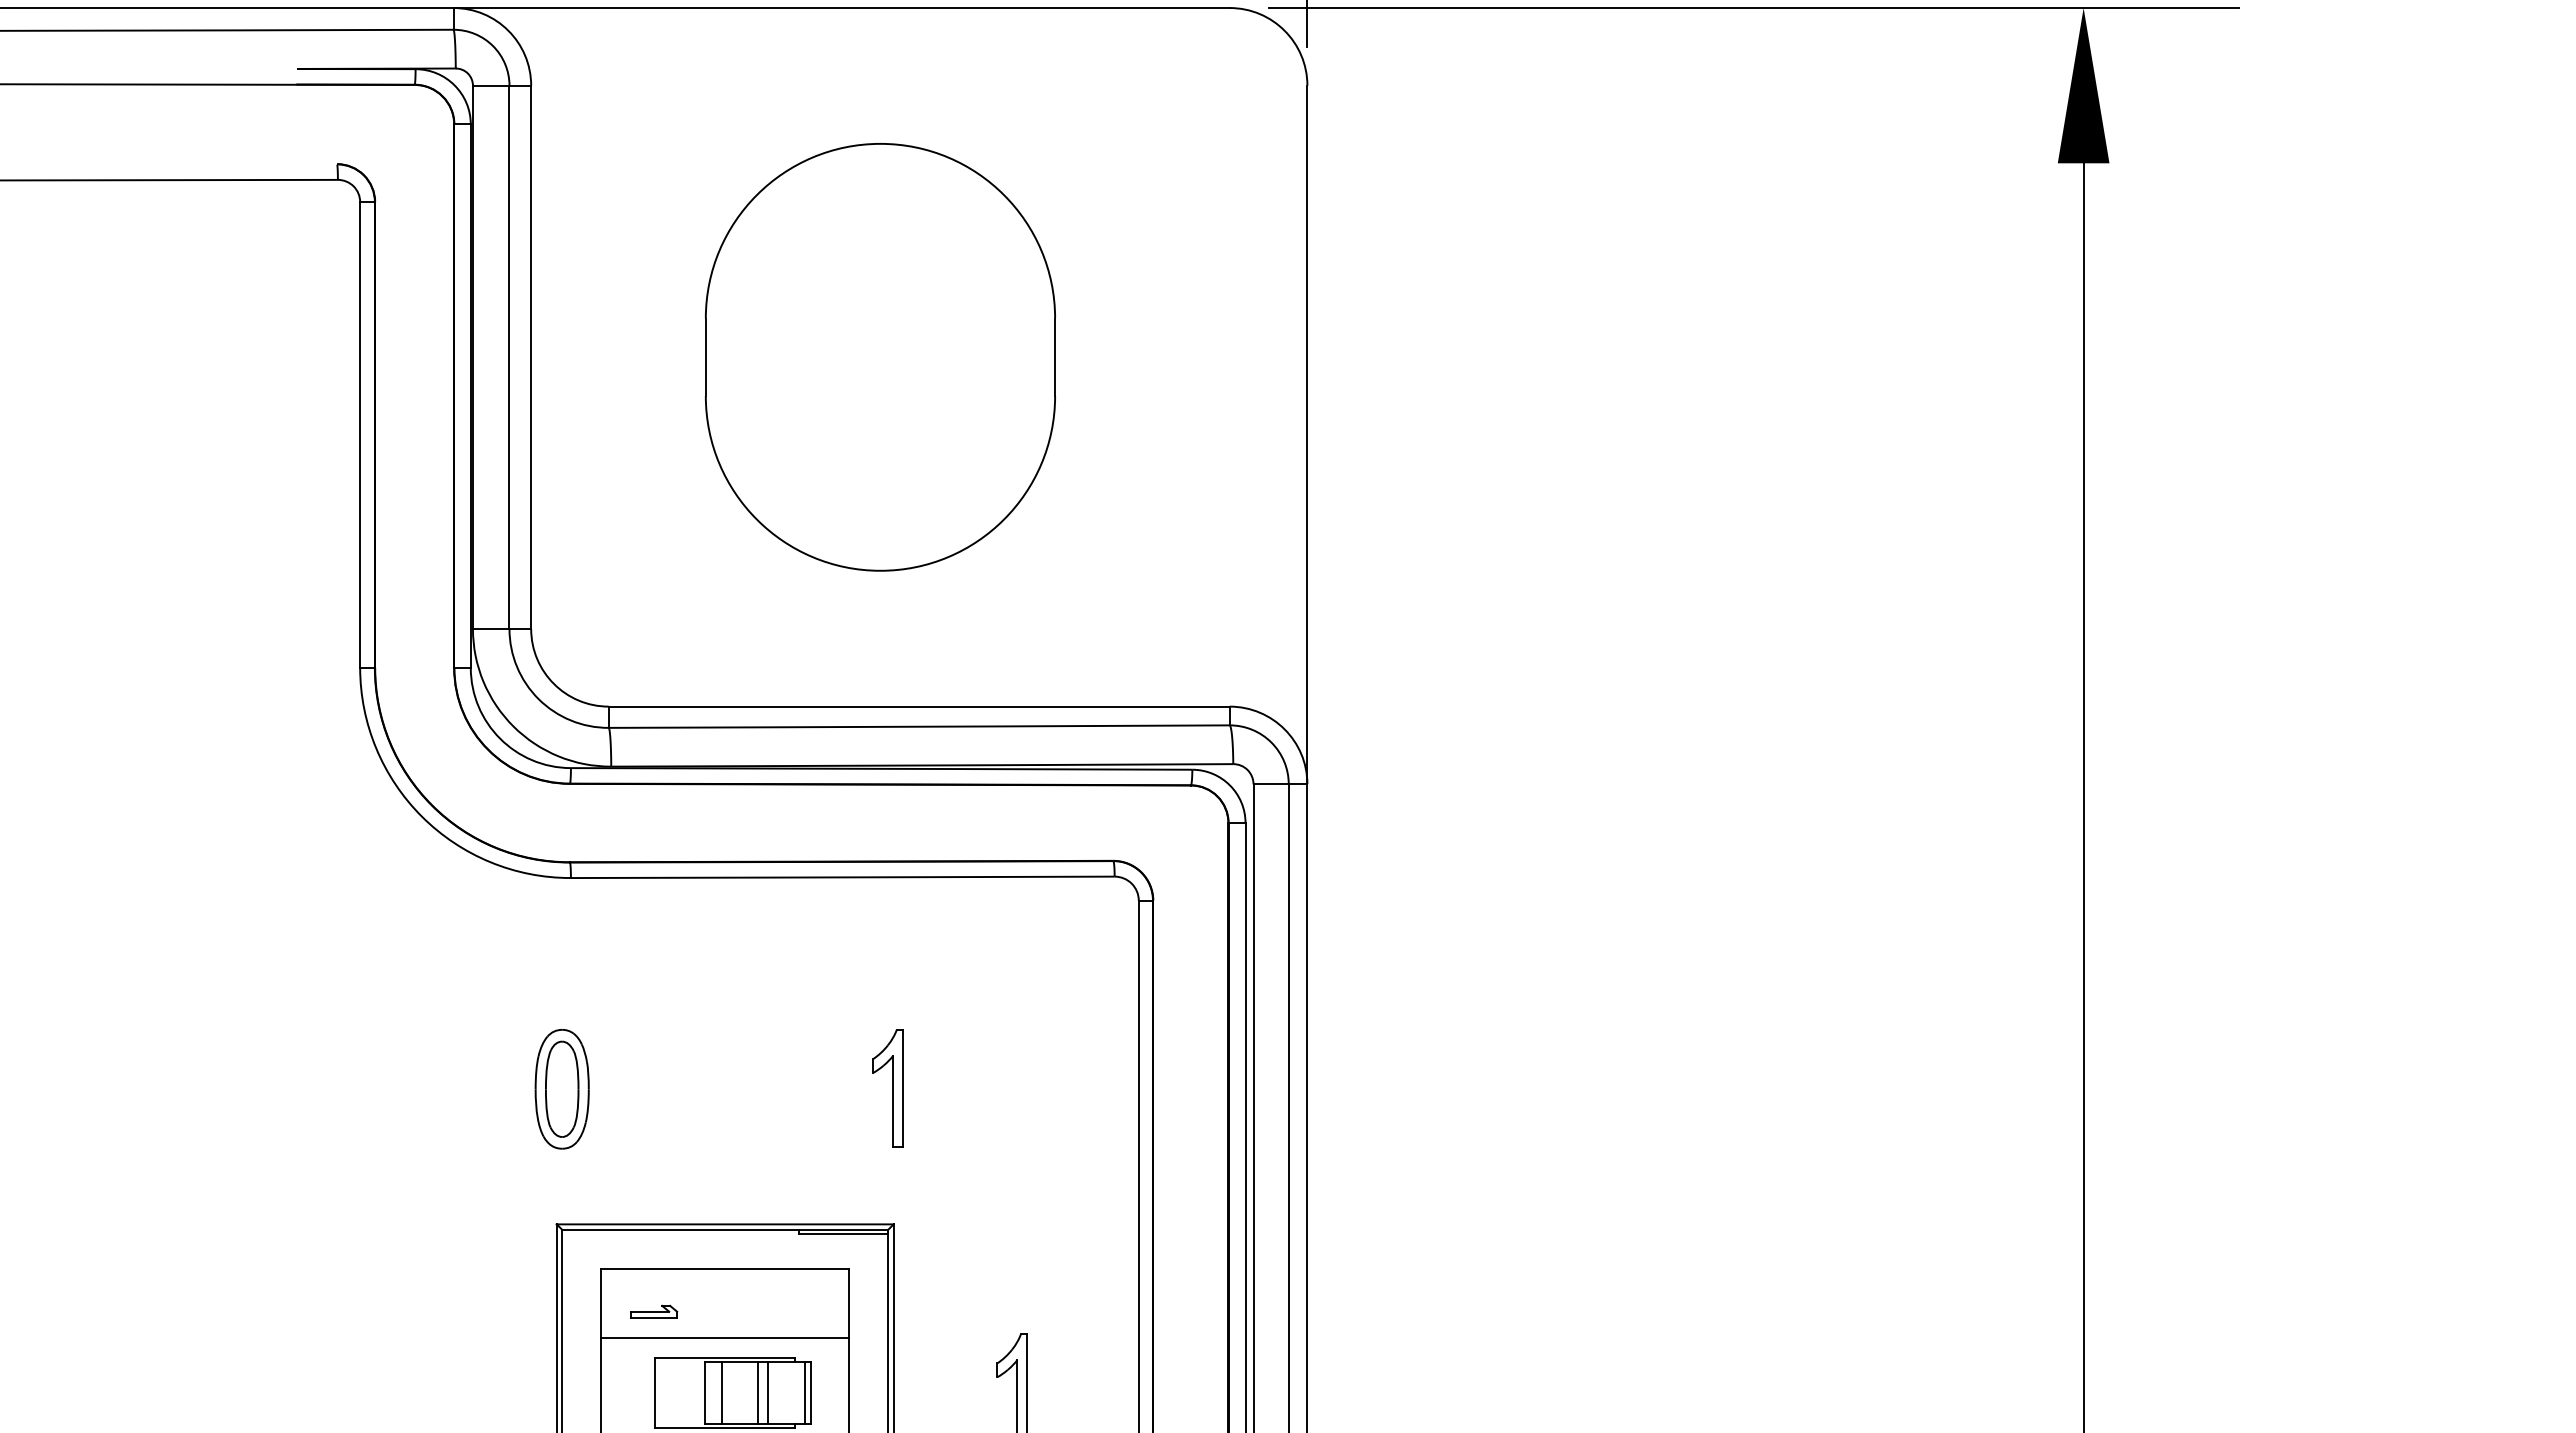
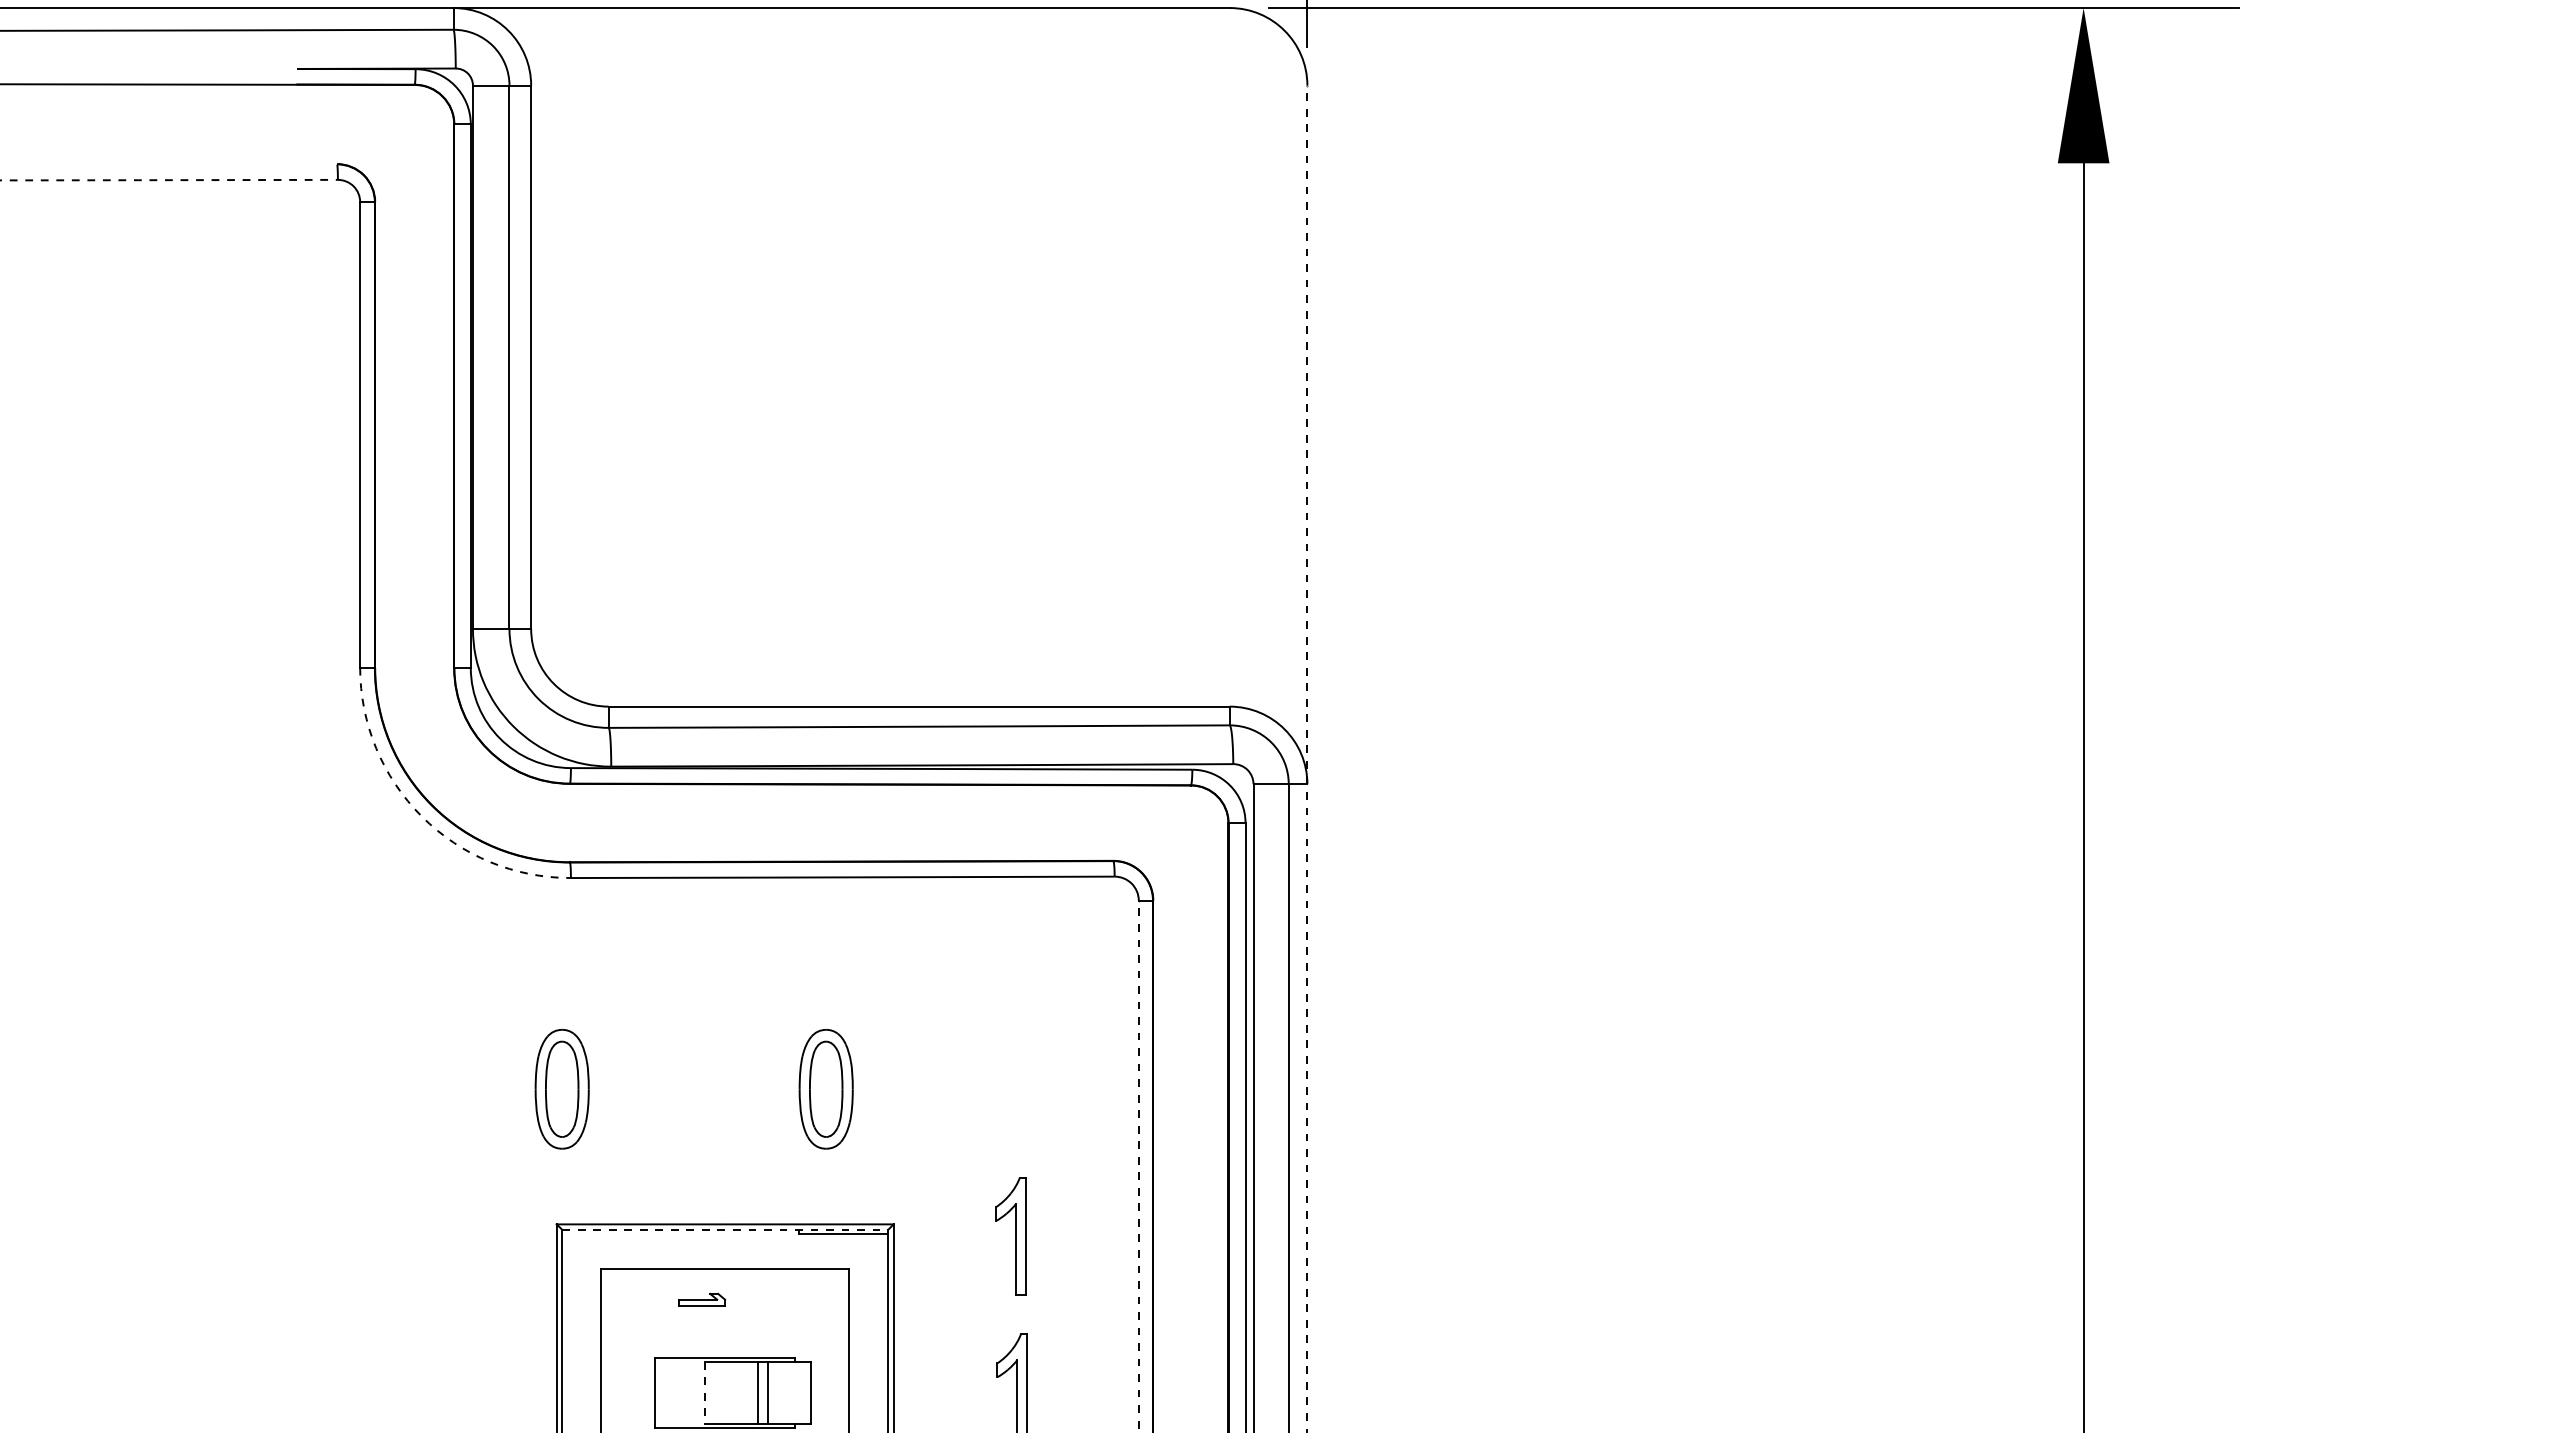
arc: solid -> dashed (169, 180)
part: present -> none (880, 357)
line: solid -> dashed (1307, 758)
arc: solid -> dashed (421, 816)
part position: (887, 1088) -> (1010, 1236) (1010, 1236)
part: none -> present (825, 1089)
line: solid -> dashed (1138, 1166)
line: solid -> dashed (725, 1229)
part position: (654, 1311) -> (702, 1299) (702, 1299)
line: present -> none (725, 1338)
line: present -> none (721, 1392)
line: present -> none (805, 1392)
line: solid -> dashed (704, 1393)
